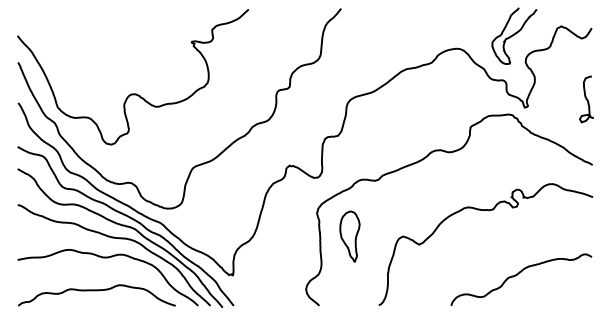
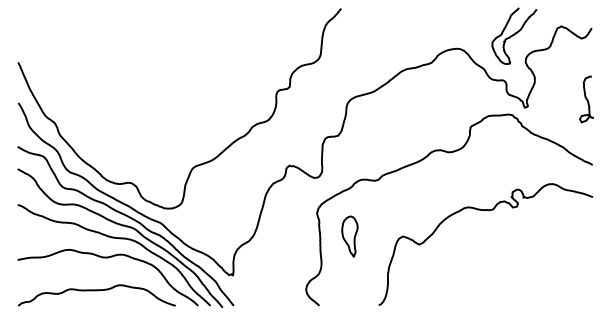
curve: present -> none (133, 93)
part size: 22x53 px -> 18x43 px (349, 236)
curve: present -> none (517, 275)
